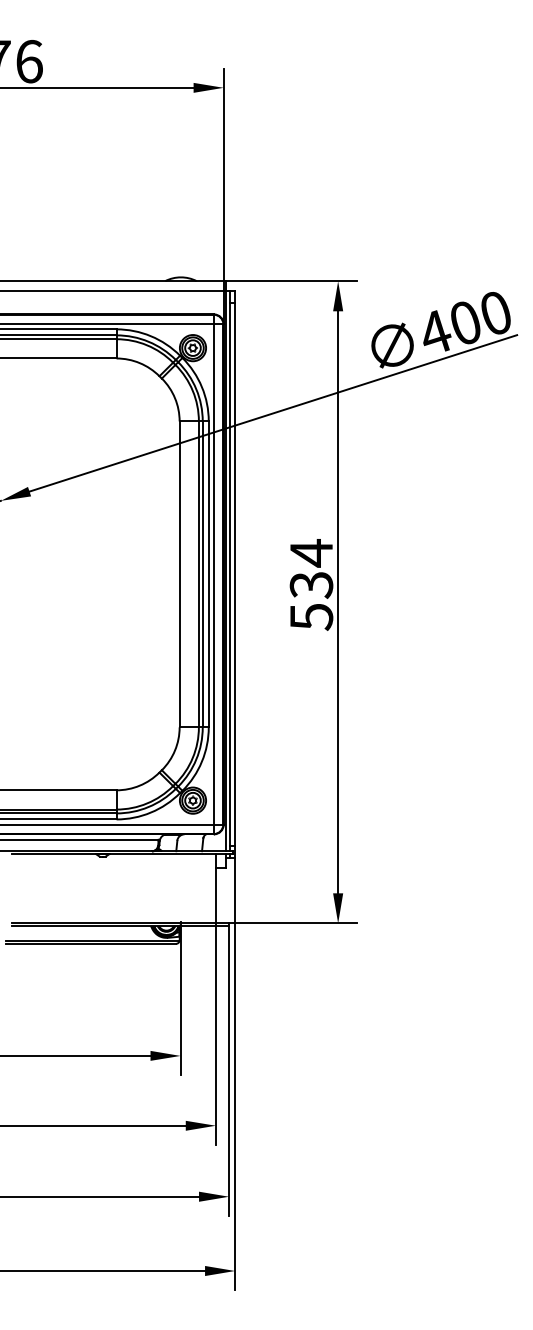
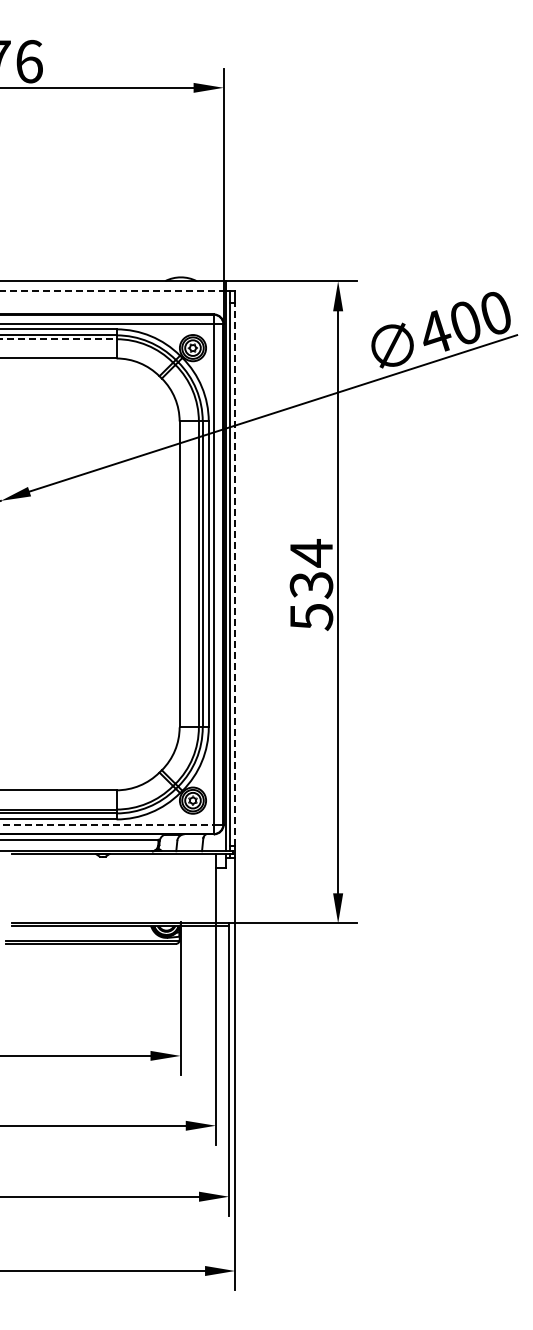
line: solid -> dashed (112, 290)
line: solid -> dashed (58, 339)
line: solid -> dashed (235, 574)
line: solid -> dashed (107, 824)
